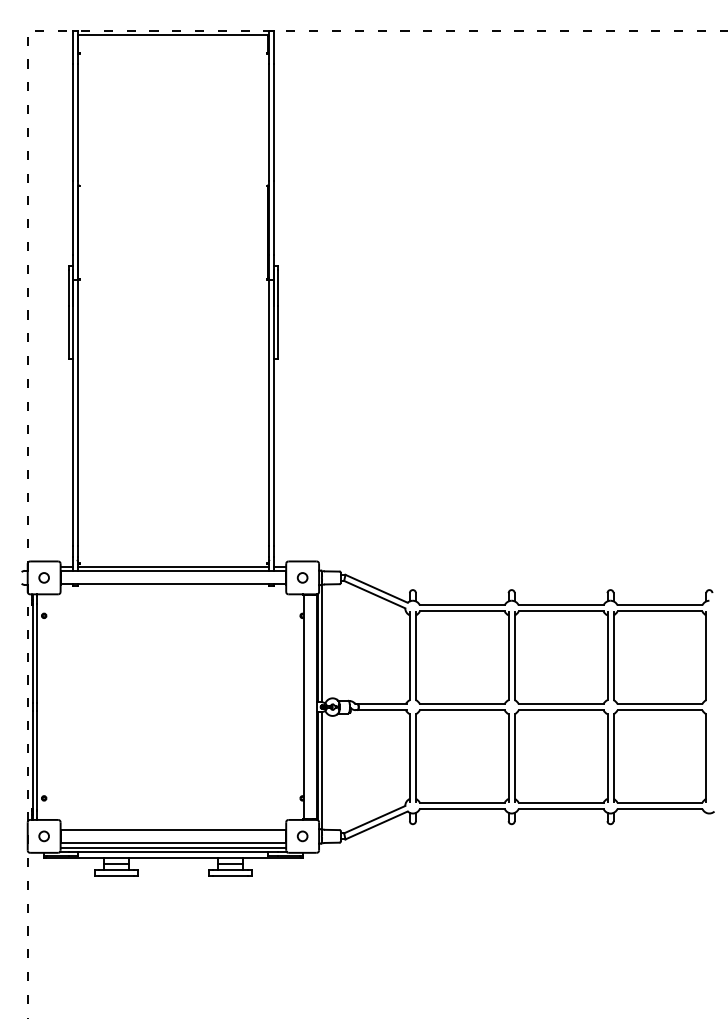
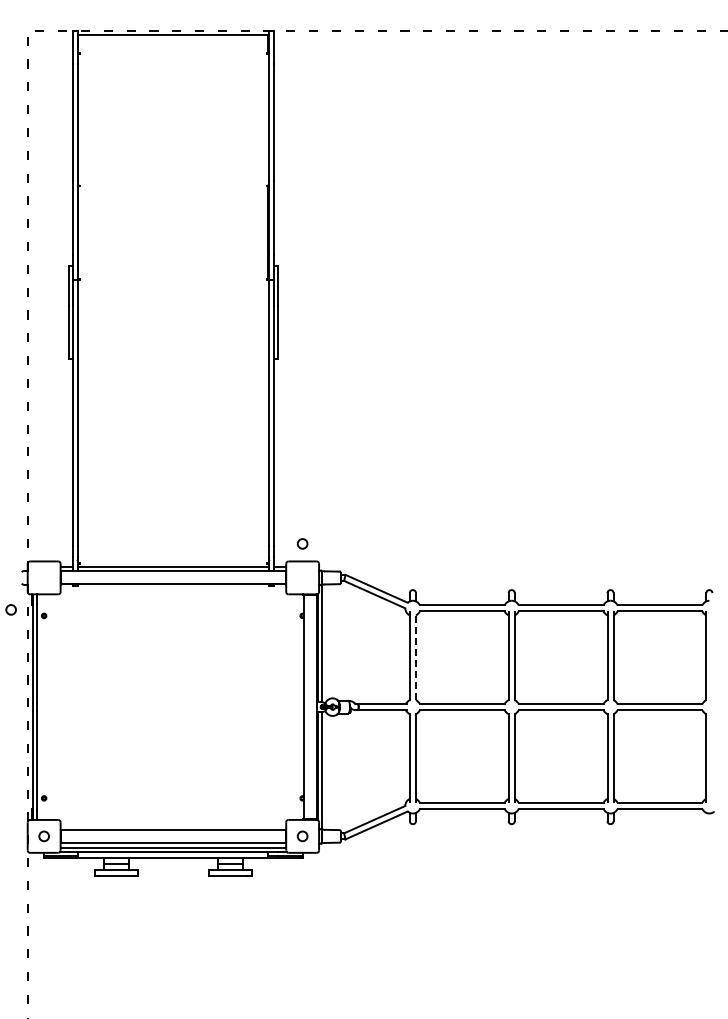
circle position: (43, 577) -> (10, 609) (10, 609)
circle position: (302, 577) -> (302, 543) (302, 543)
line: solid -> dashed (415, 655)
